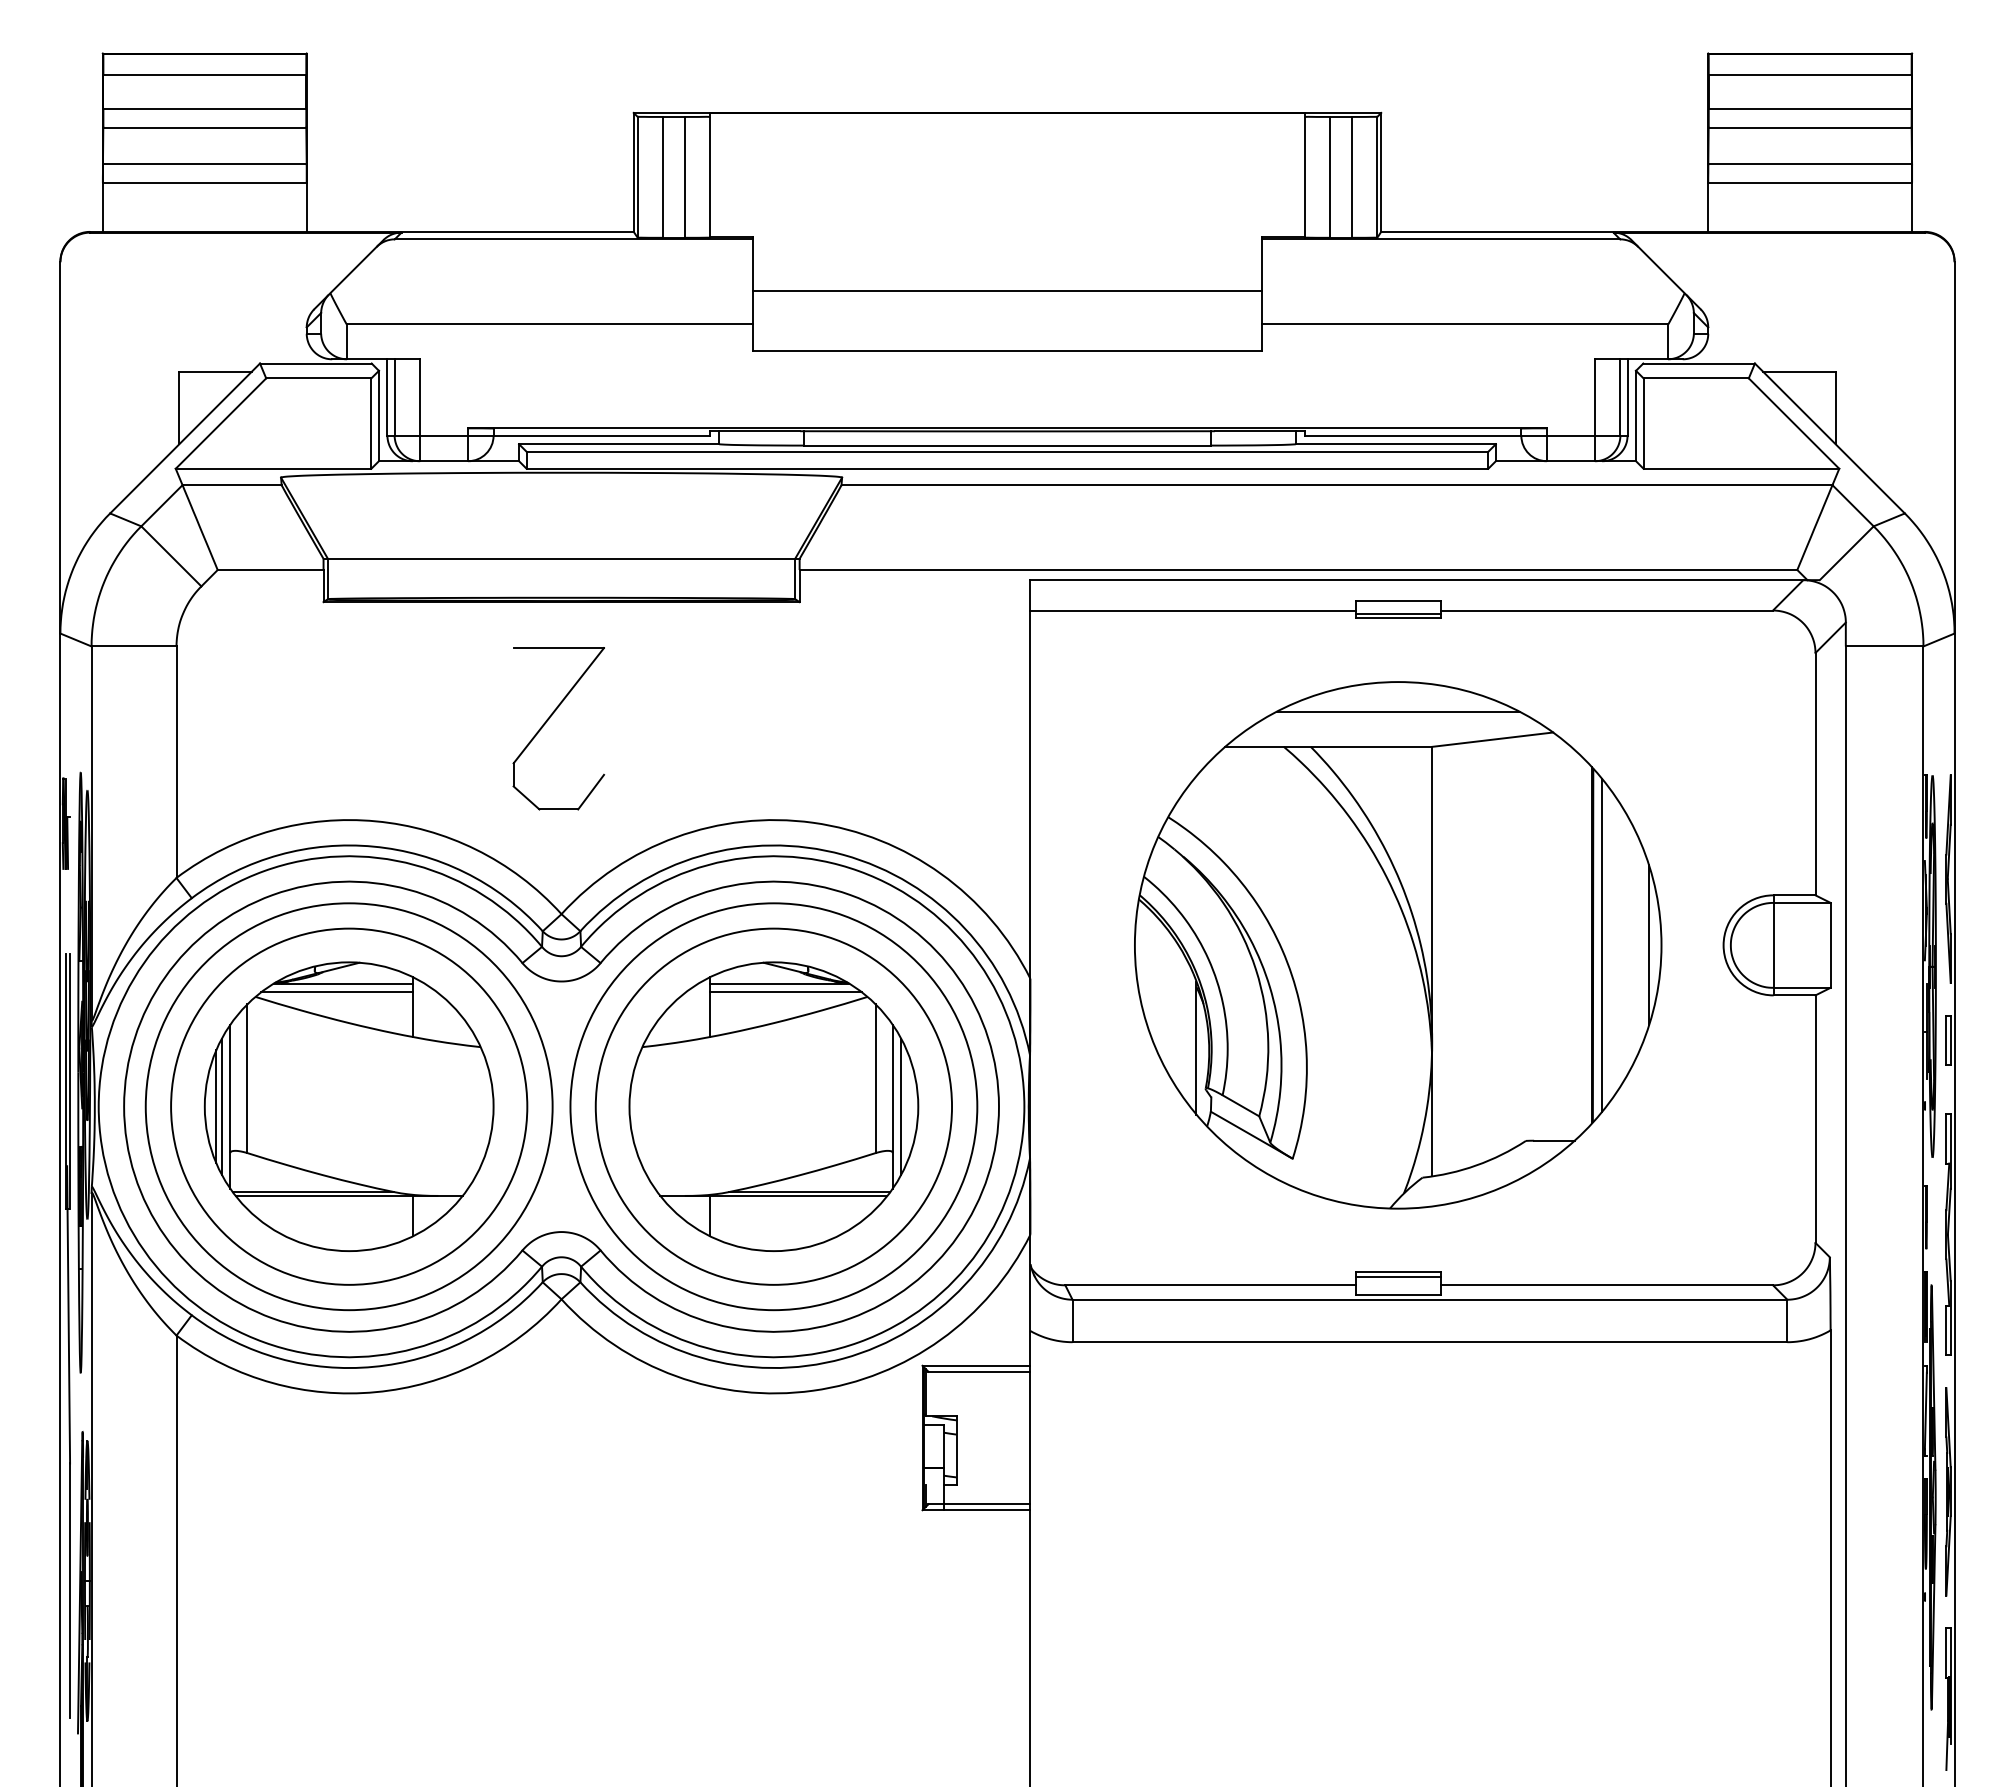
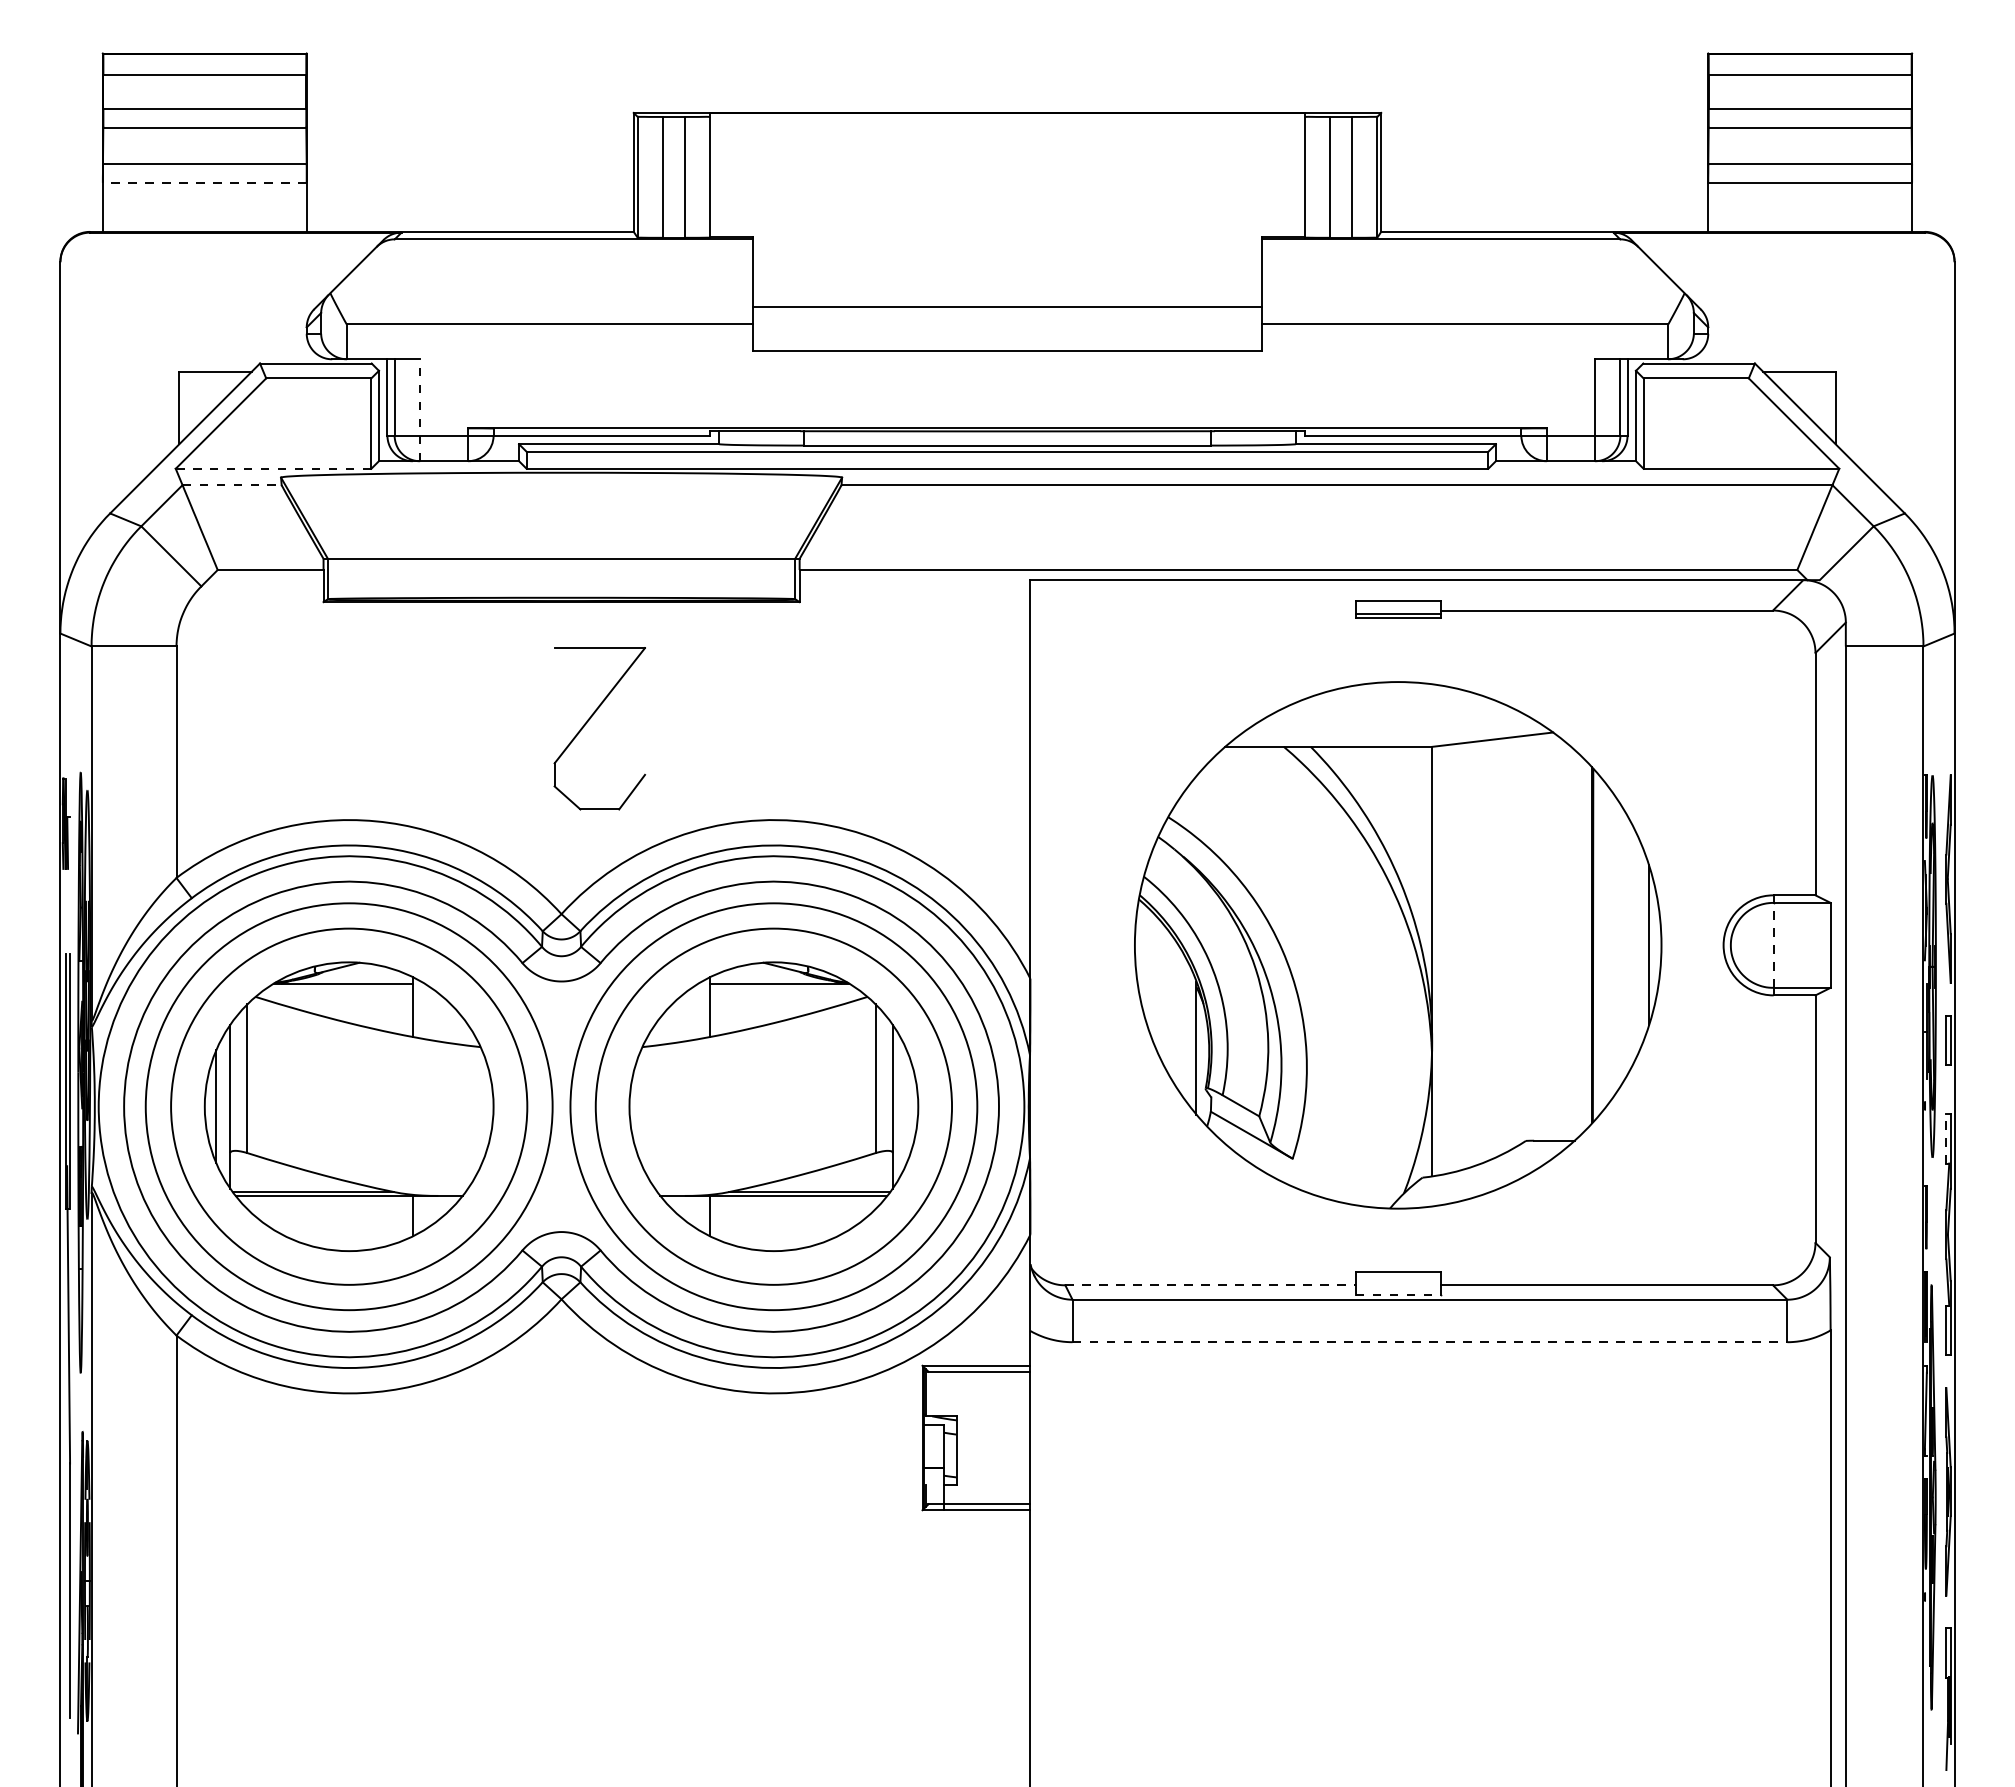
line: solid -> dashed (204, 182)
line position: (1007, 291) -> (1007, 307) (1007, 307)
line: solid -> dashed (420, 410)
line: solid -> dashed (273, 468)
line: solid -> dashed (232, 485)
line: present -> none (1192, 610)
line: present -> none (1397, 711)
part position: (549, 719) -> (590, 719) (590, 719)
line: solid -> dashed (1773, 944)
line: present -> none (1602, 945)
line: present -> none (336, 992)
line: present -> none (785, 992)
line: present -> none (221, 1106)
line: present -> none (901, 1106)
line: solid -> dashed (1946, 1138)
line: present -> none (1397, 1276)
line: solid -> dashed (1211, 1285)
line: solid -> dashed (1398, 1294)
line: solid -> dashed (1430, 1342)
